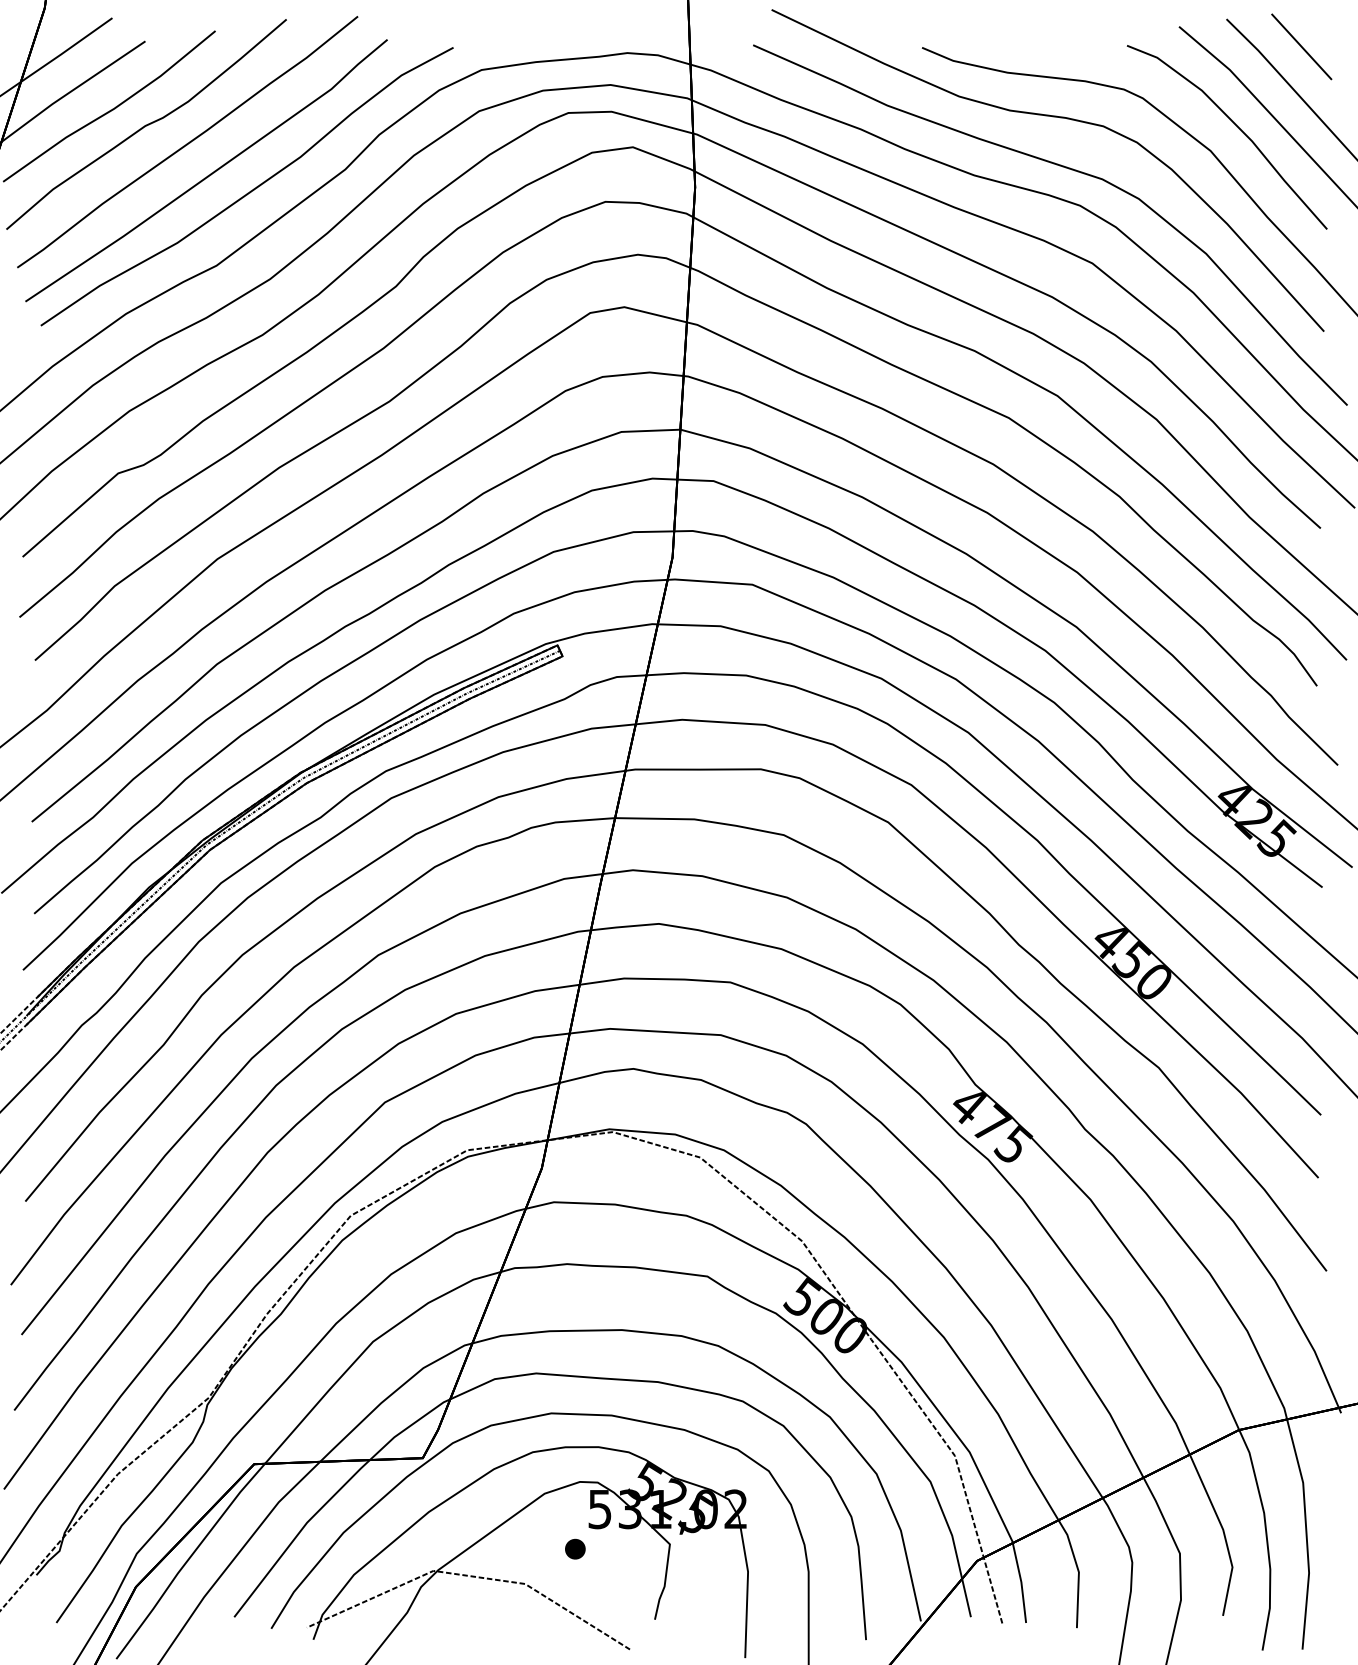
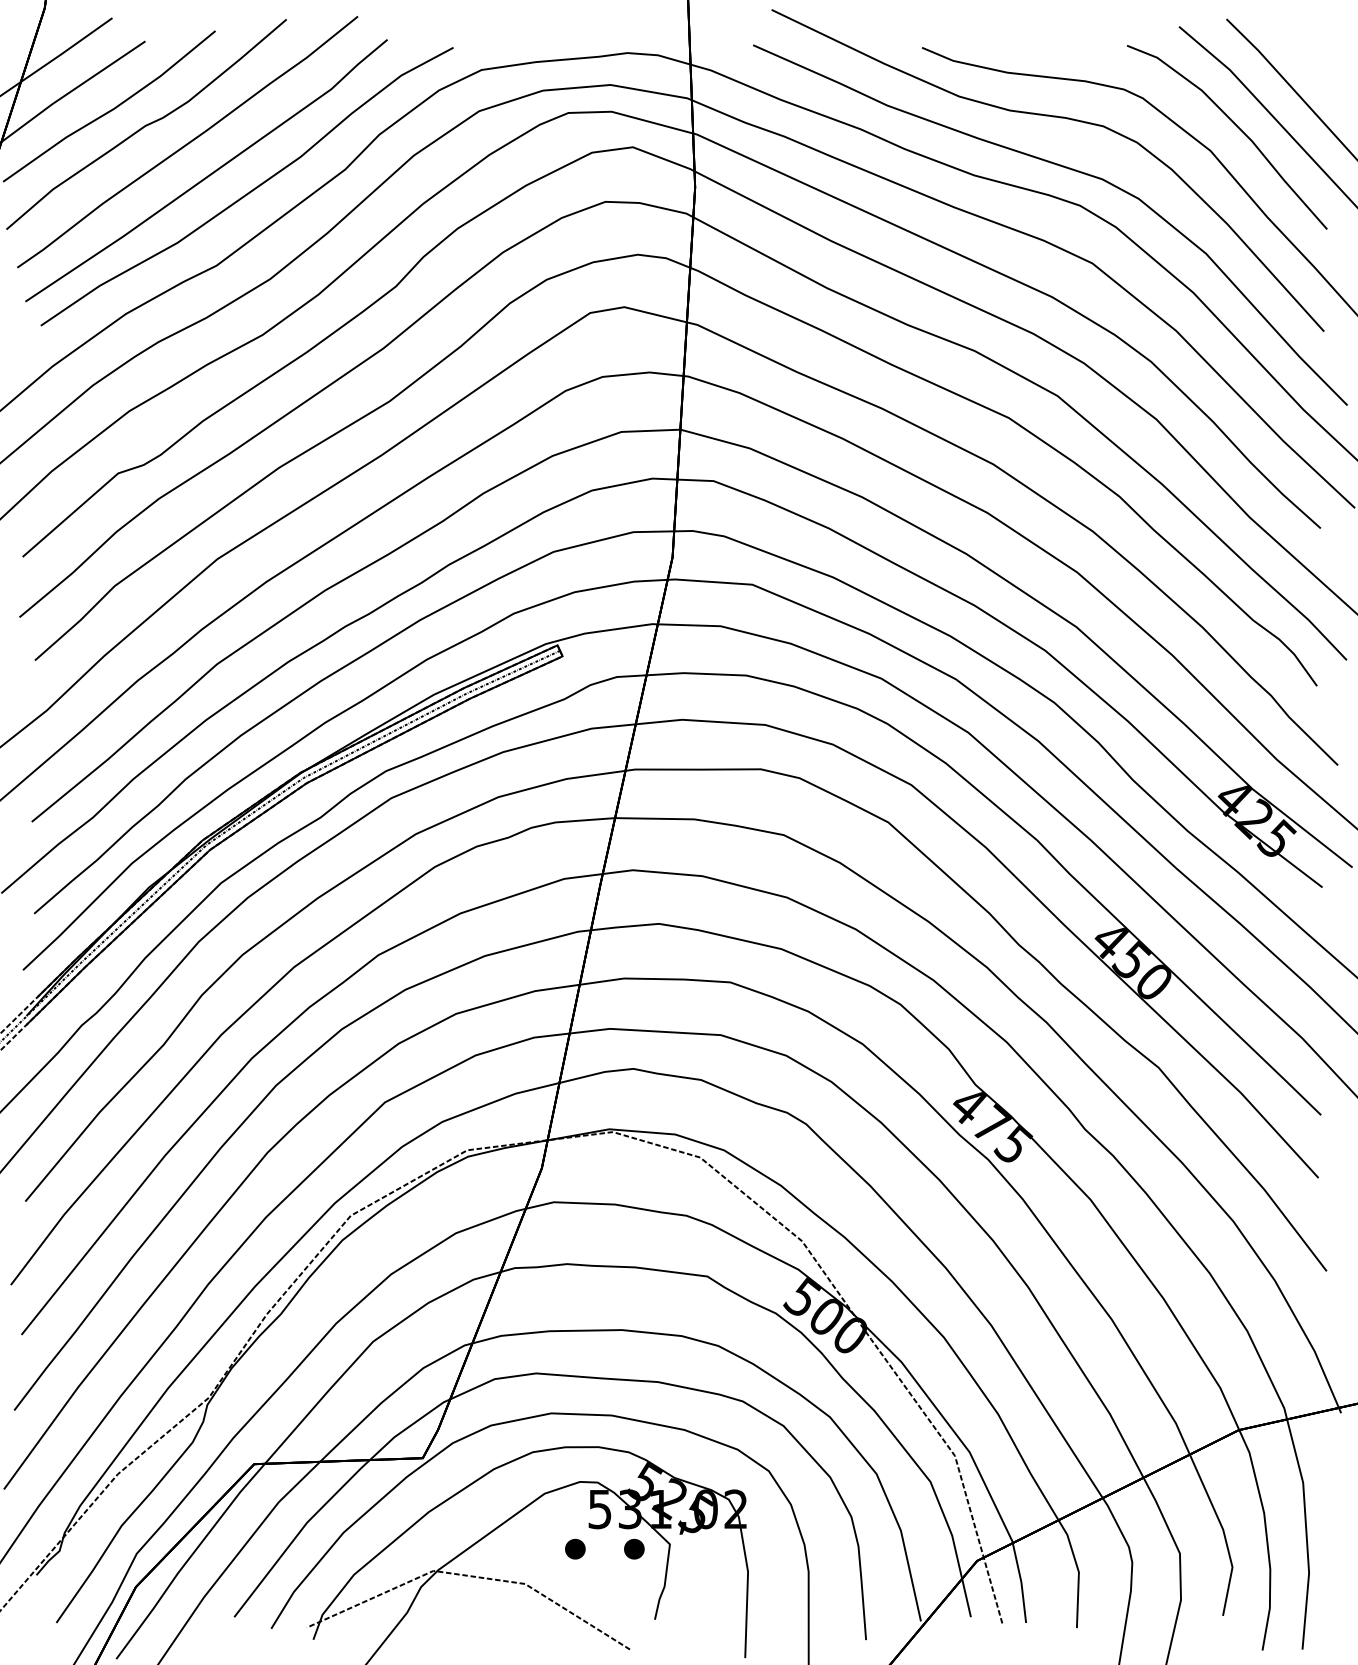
line: present -> none (1301, 46)
part: none -> present (634, 1548)
